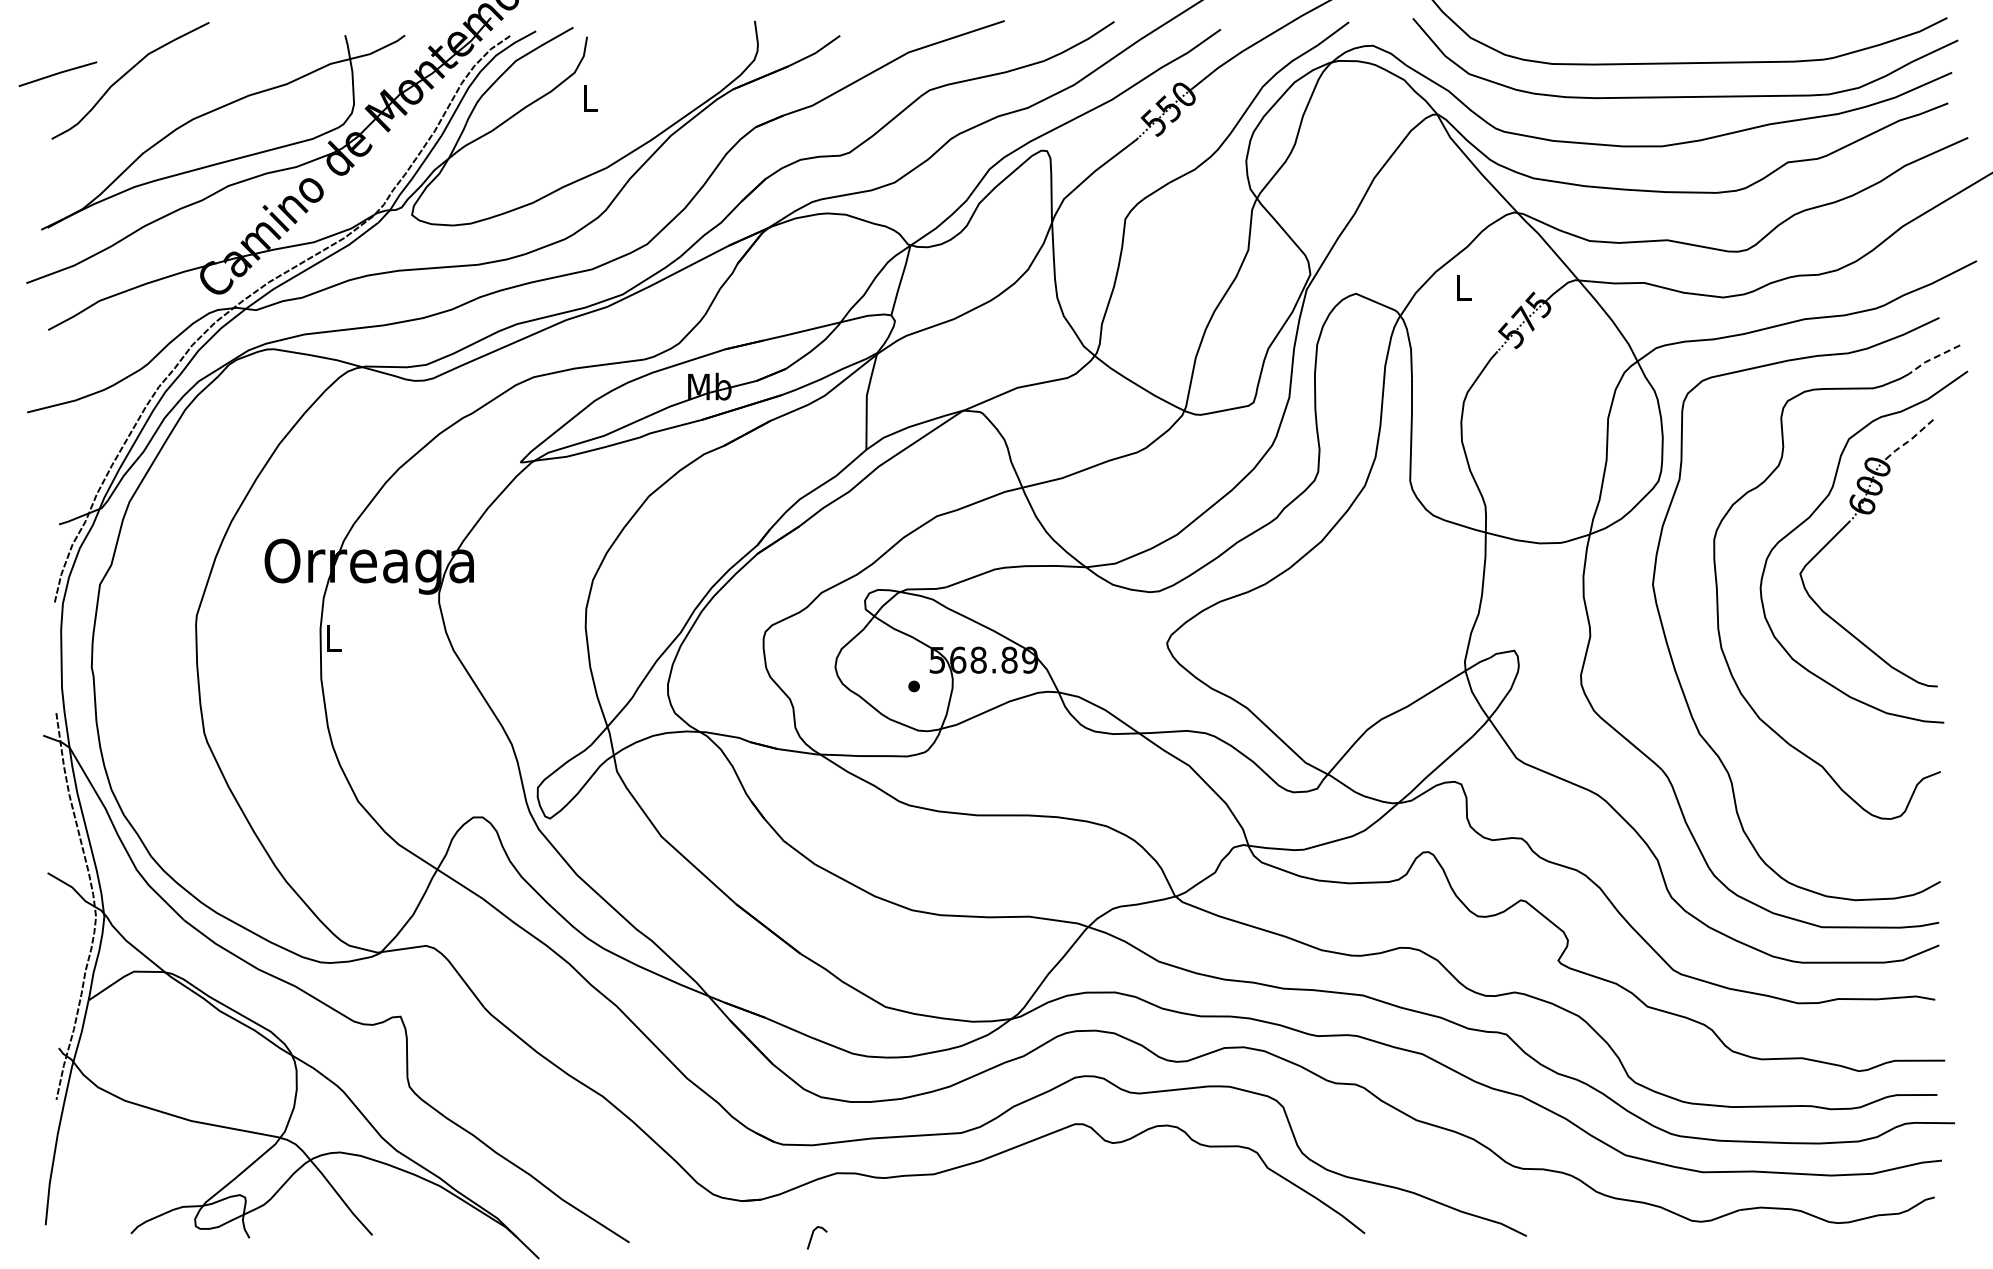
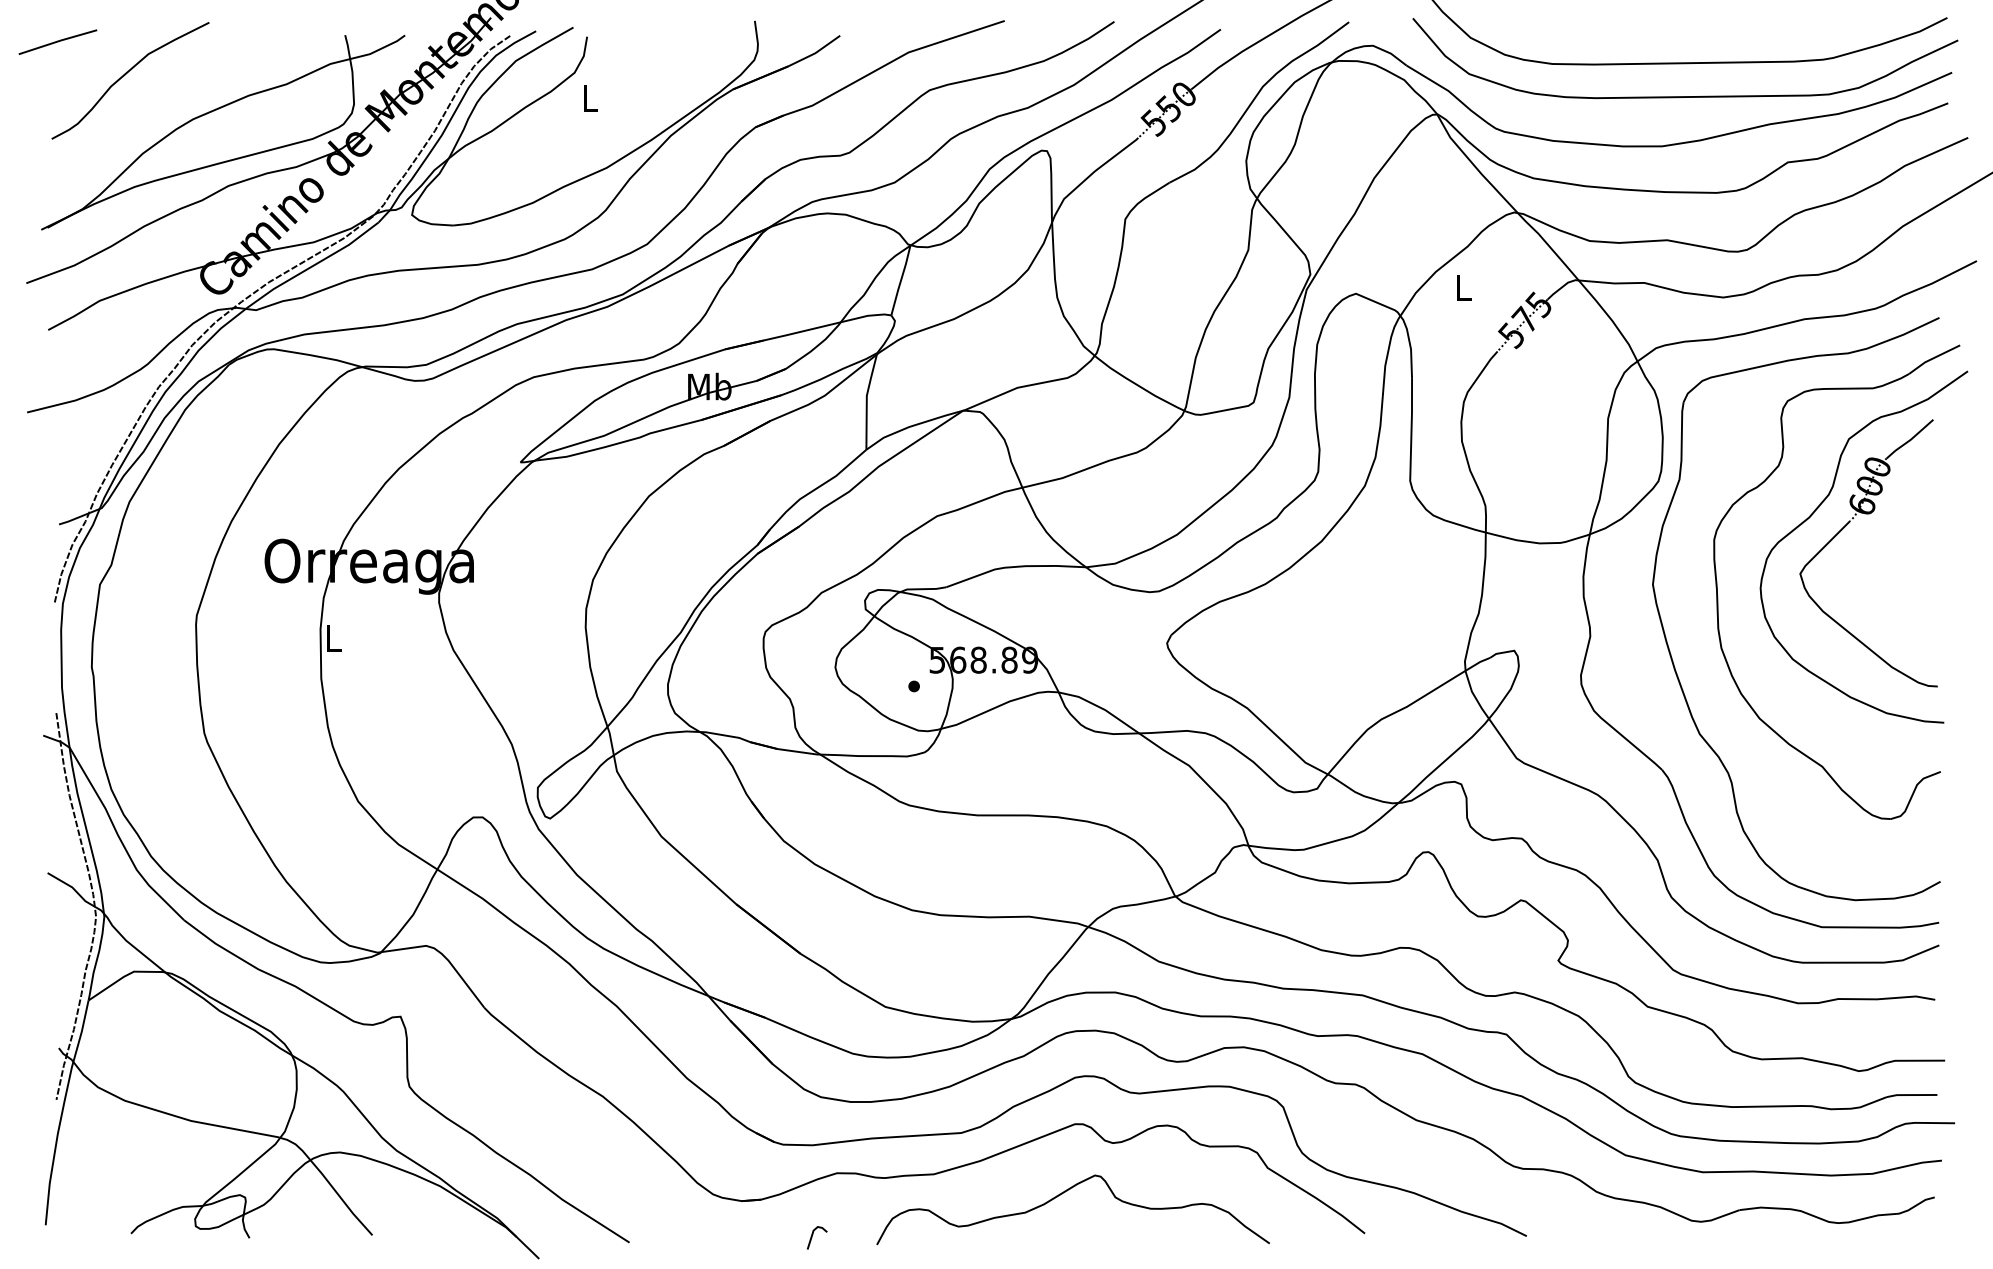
line position: (57, 73) -> (57, 41) (57, 41)
line: dashed -> solid (1933, 358)
line: dashed -> solid (1910, 439)
curve: none -> present (1062, 1194)
